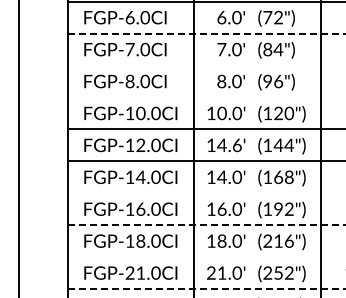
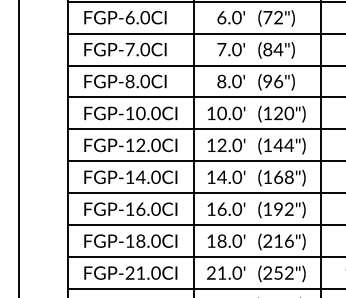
line: dashed -> solid (206, 33)
line: none -> present (205, 65)
line: none -> present (205, 97)
text: 14.6' -> 12.0' (229, 144)
line: none -> present (205, 193)
line: dashed -> solid (206, 225)
line: none -> present (205, 257)
line: dashed -> solid (206, 289)
